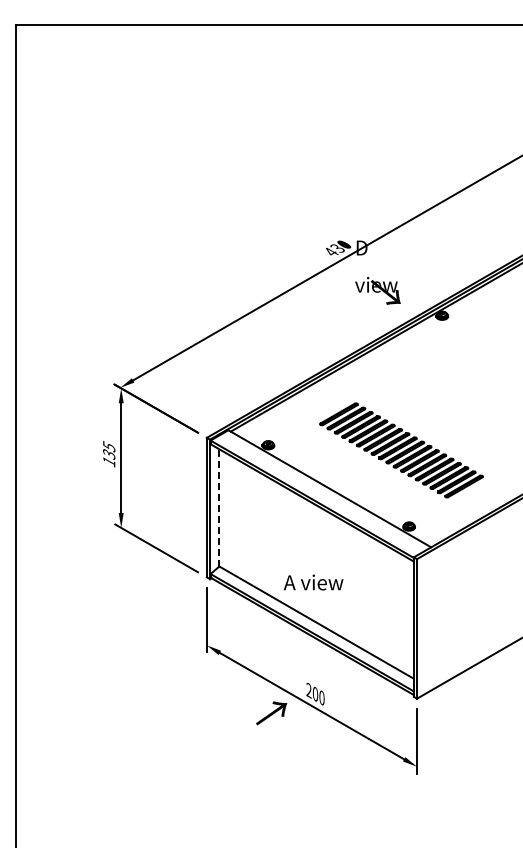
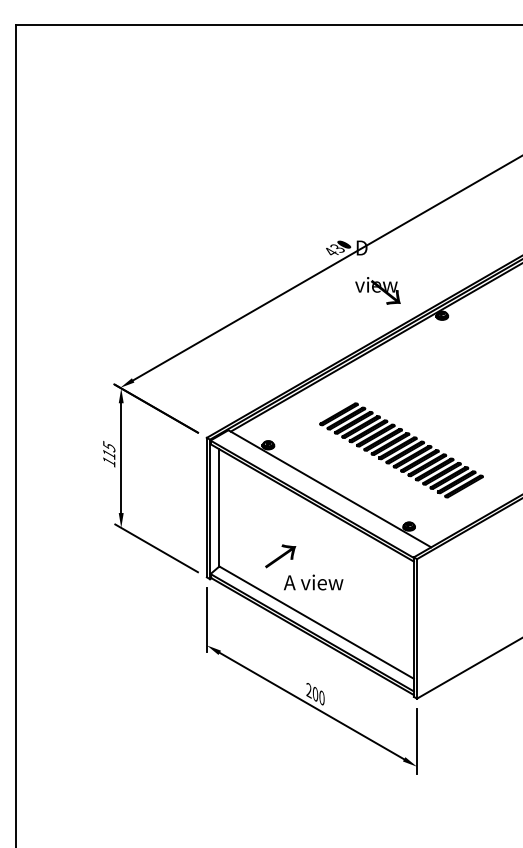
text: 135 -> 115 (109, 454)
line: dashed -> solid (219, 507)
text position: (271, 713) -> (280, 556) (280, 556)
